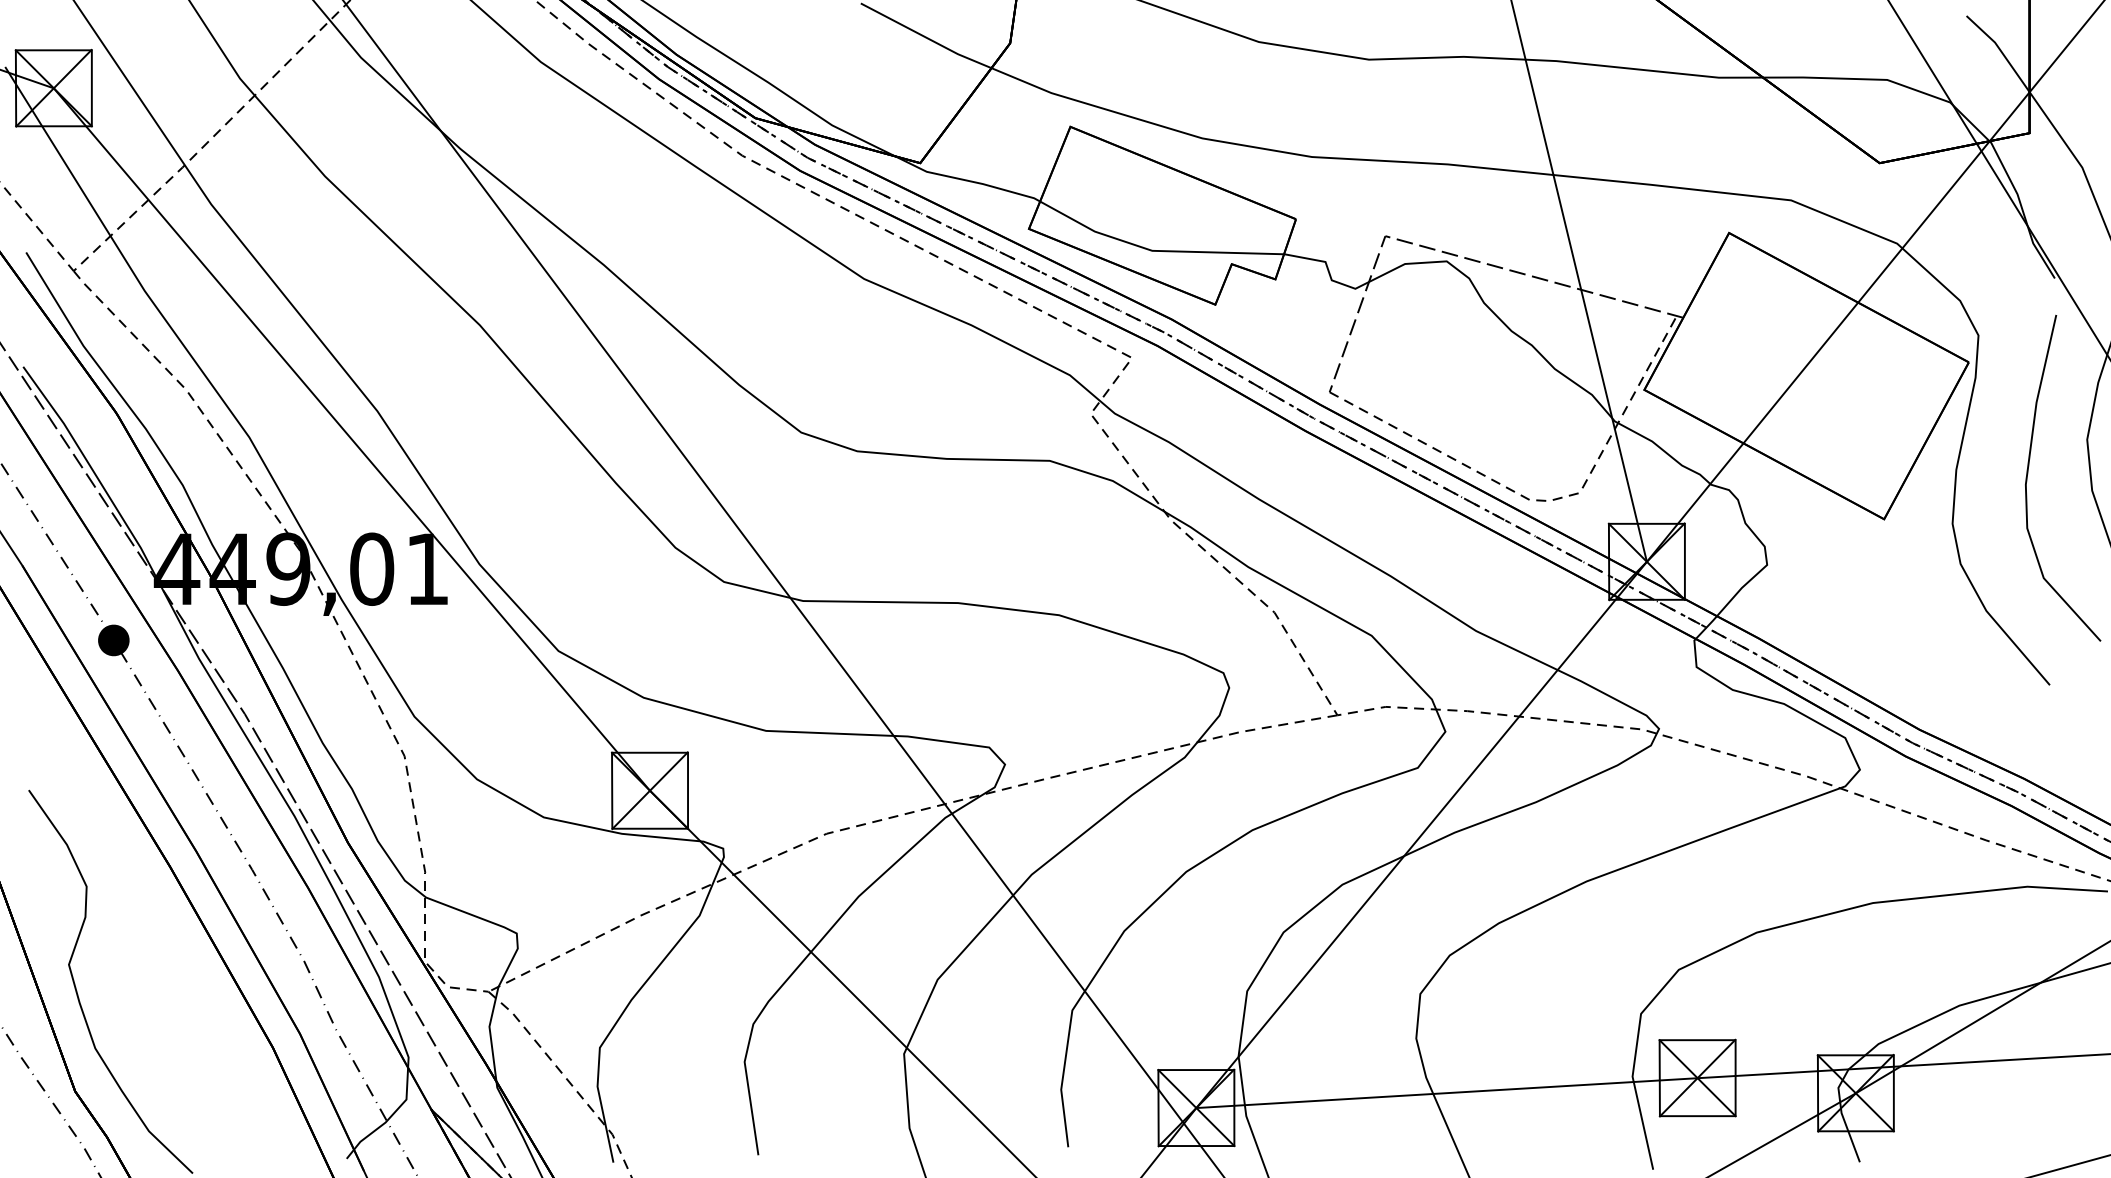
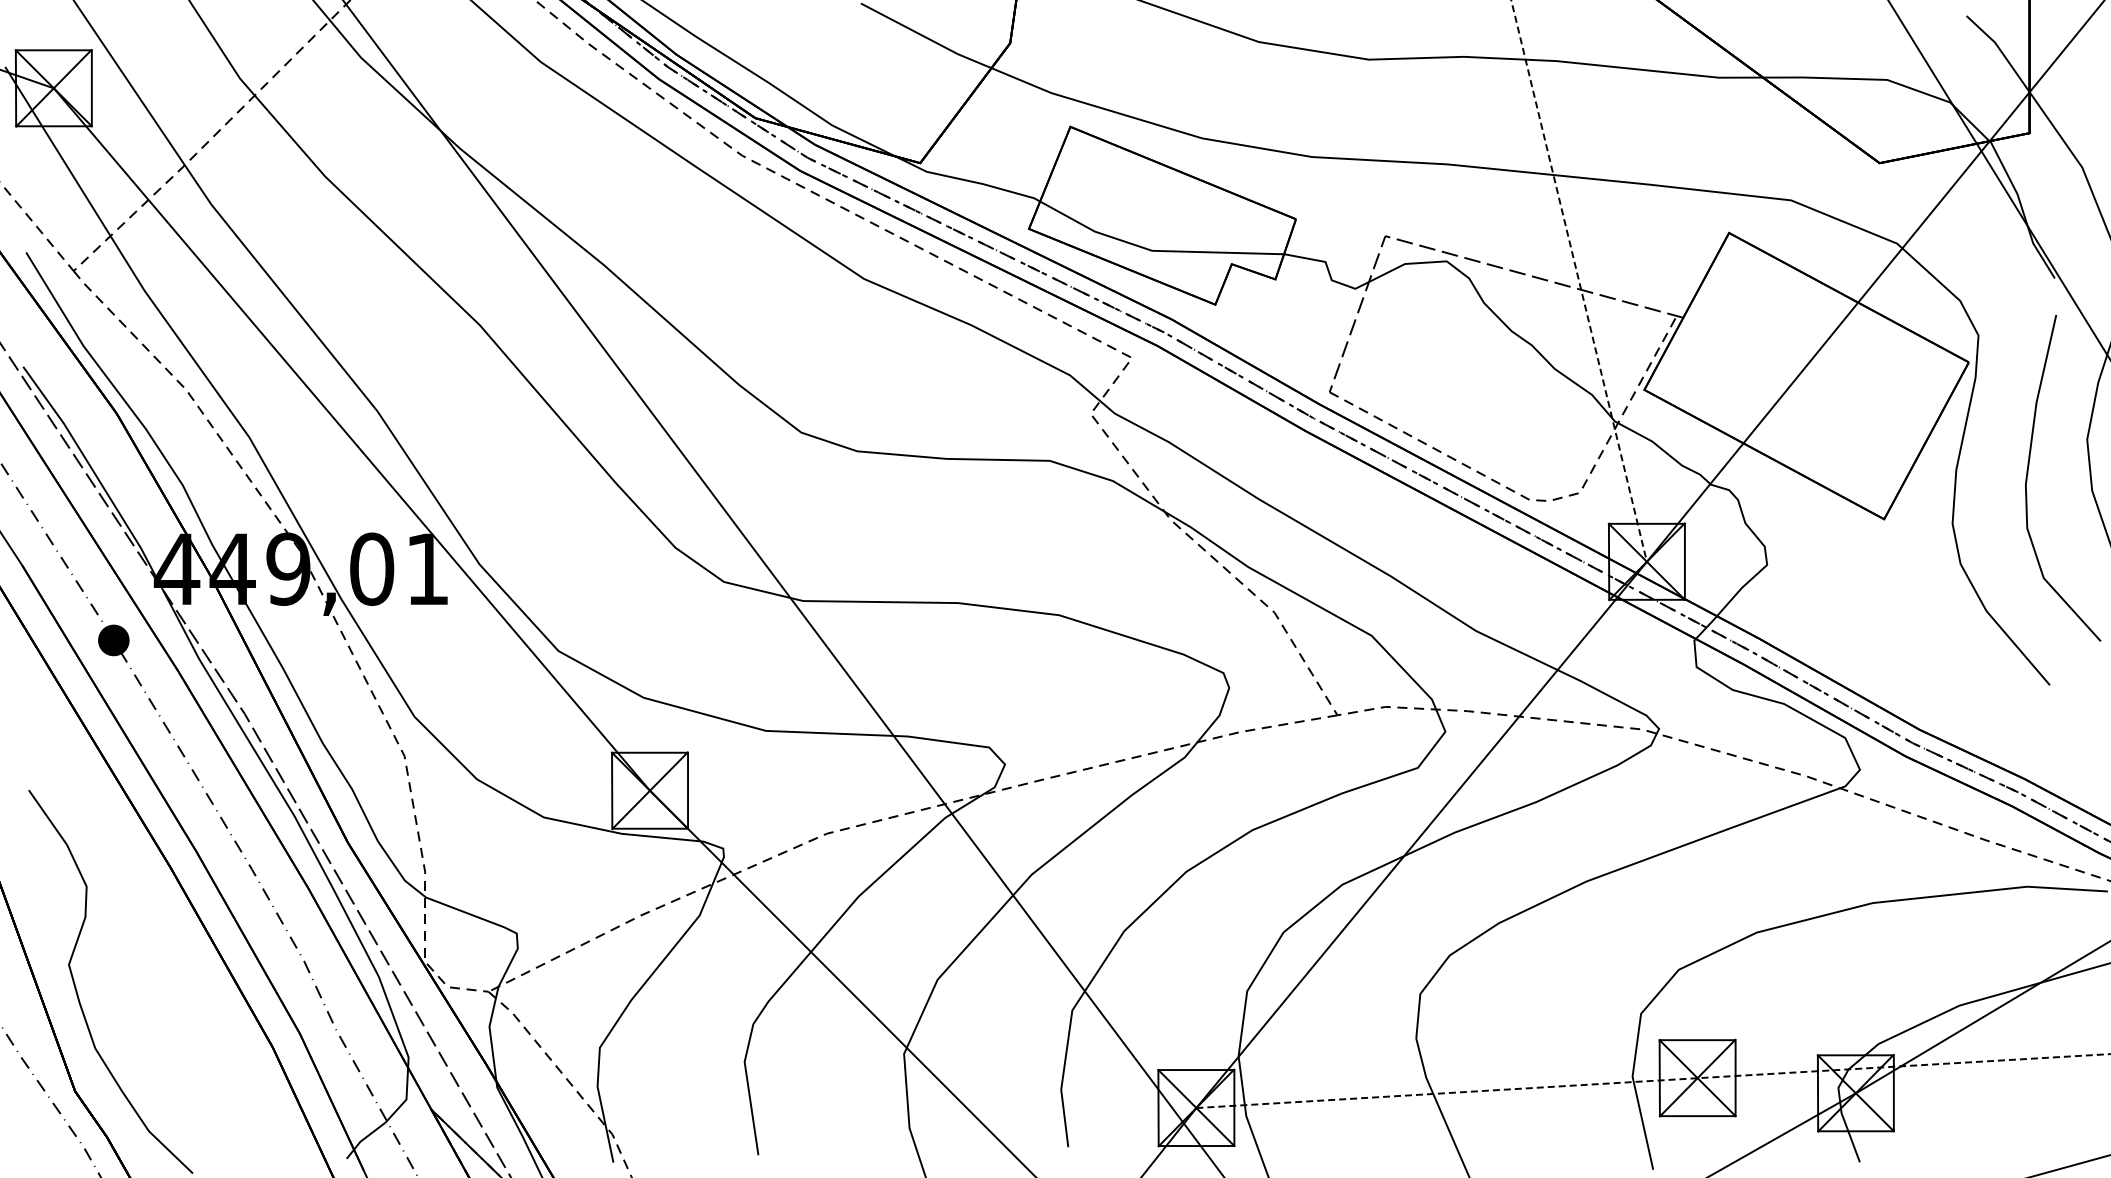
line: solid -> dashed (1579, 281)
line: solid -> dashed (1653, 1080)
